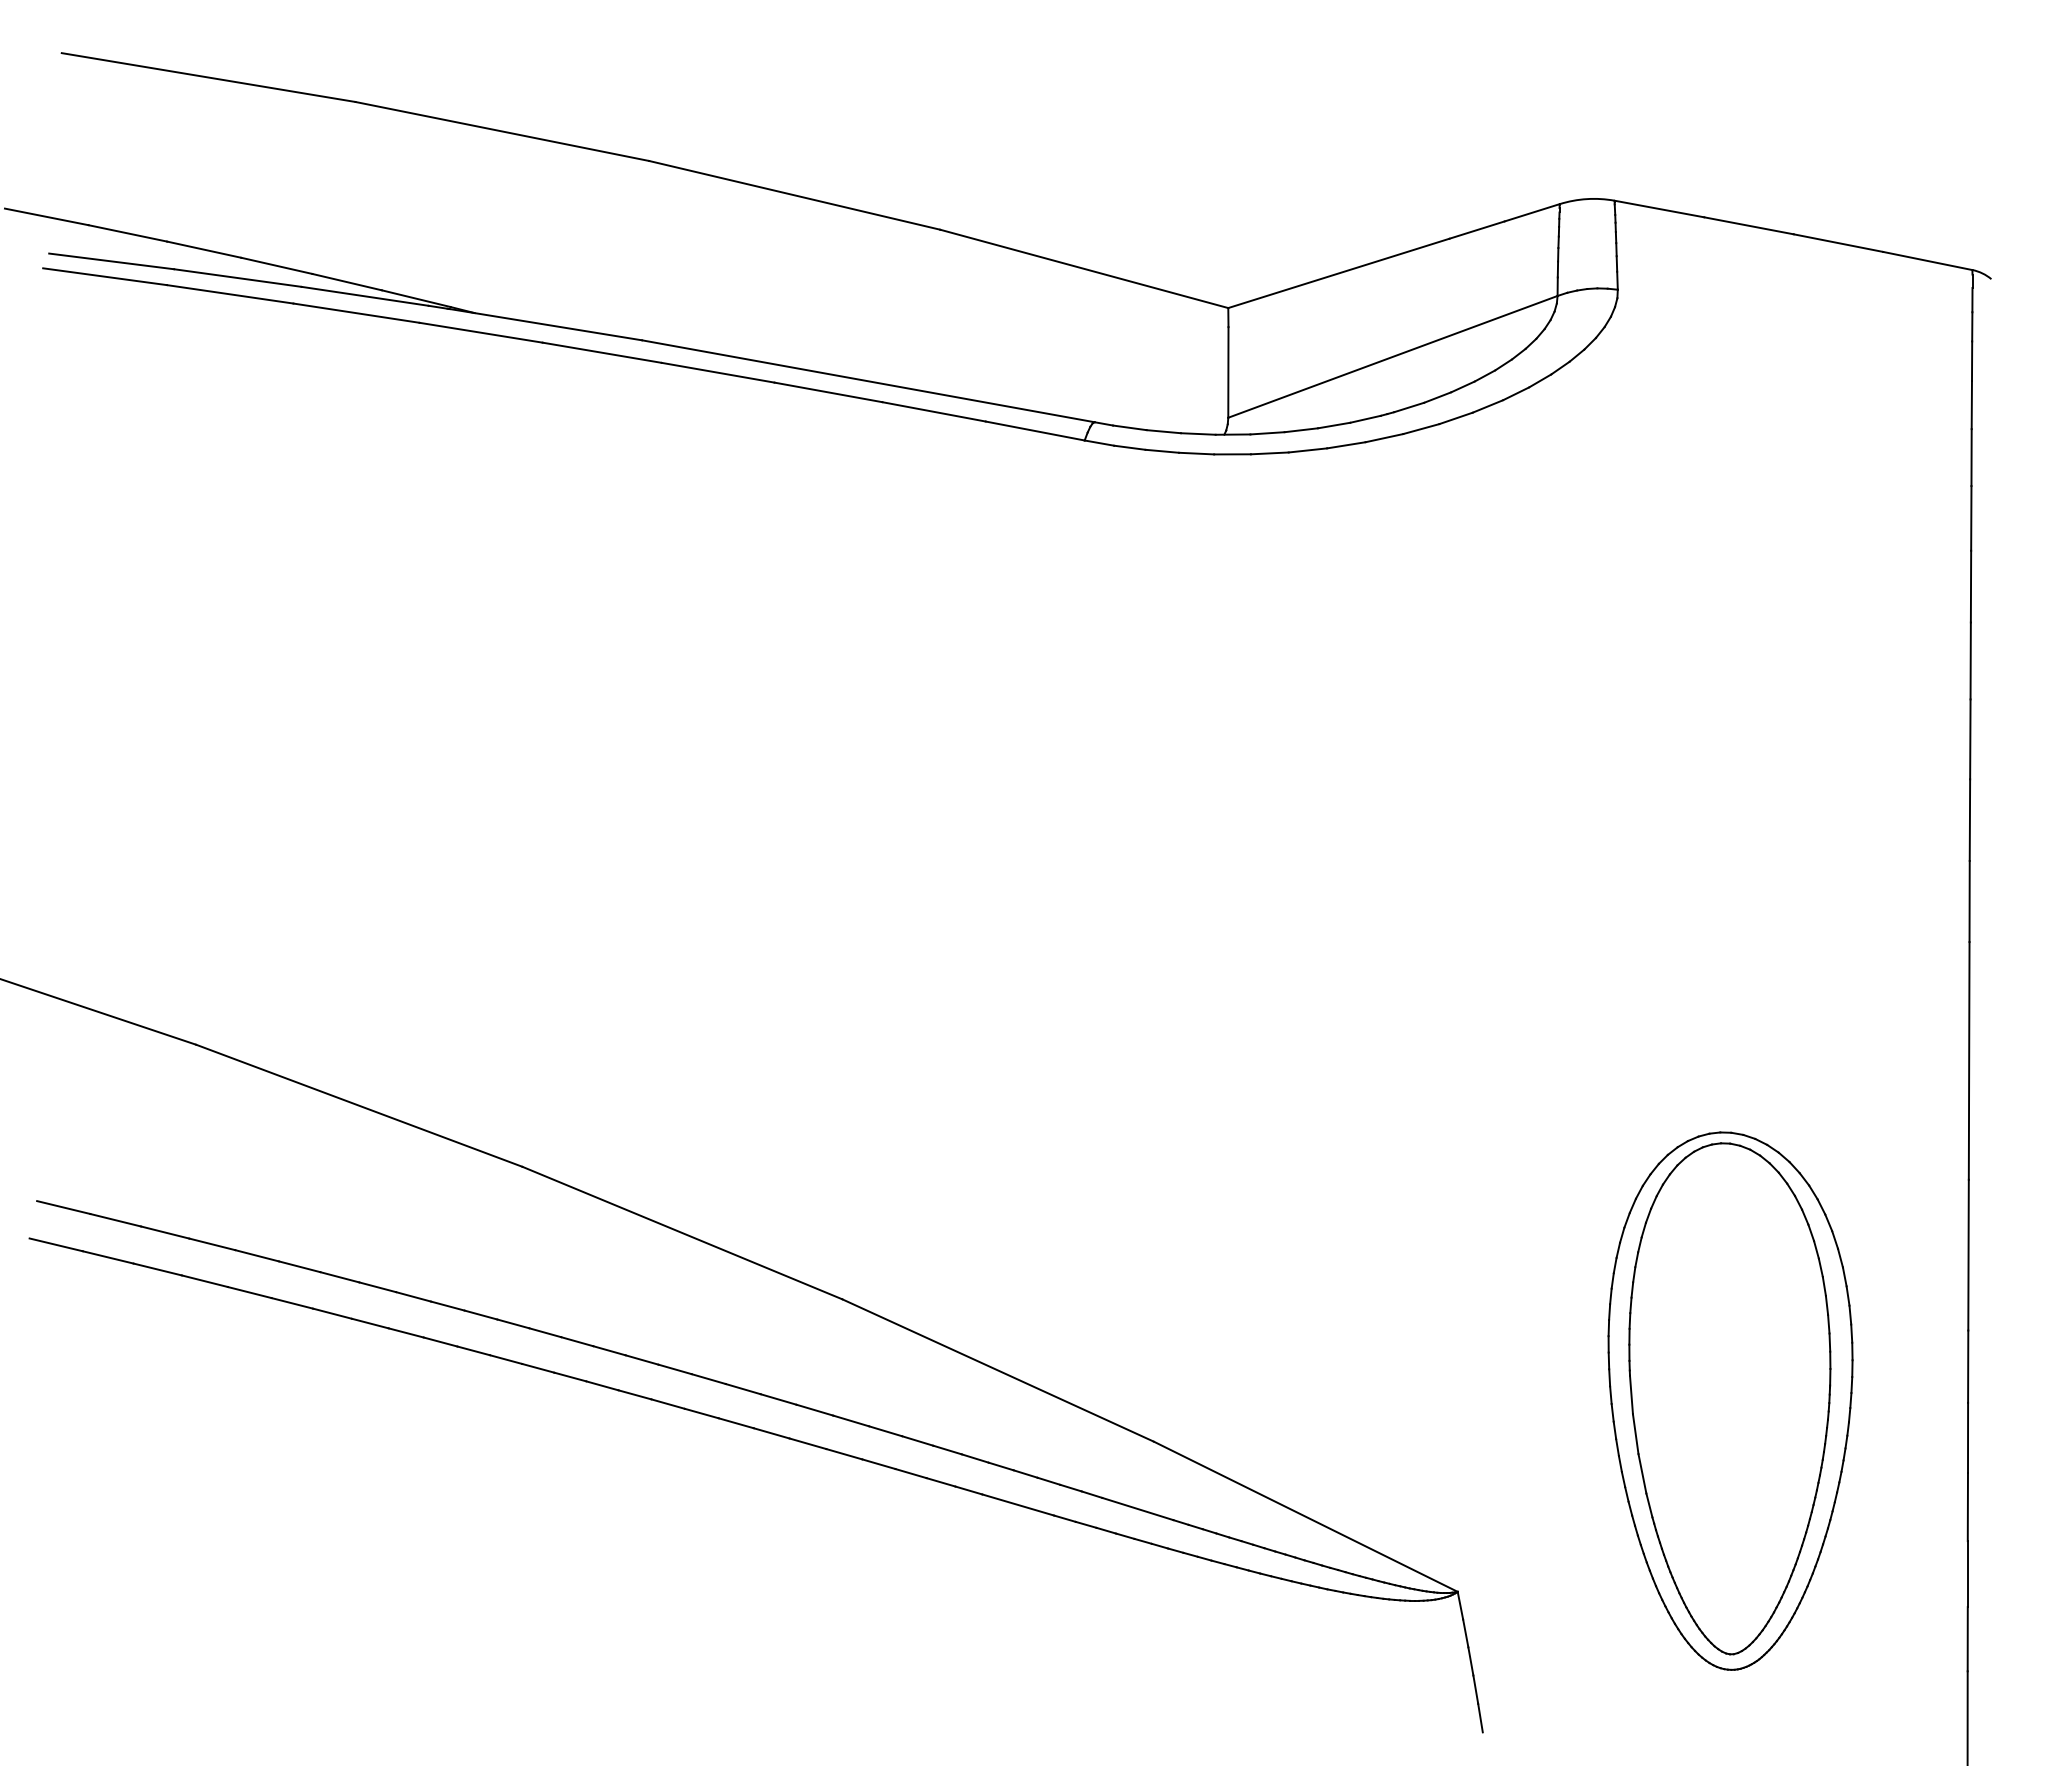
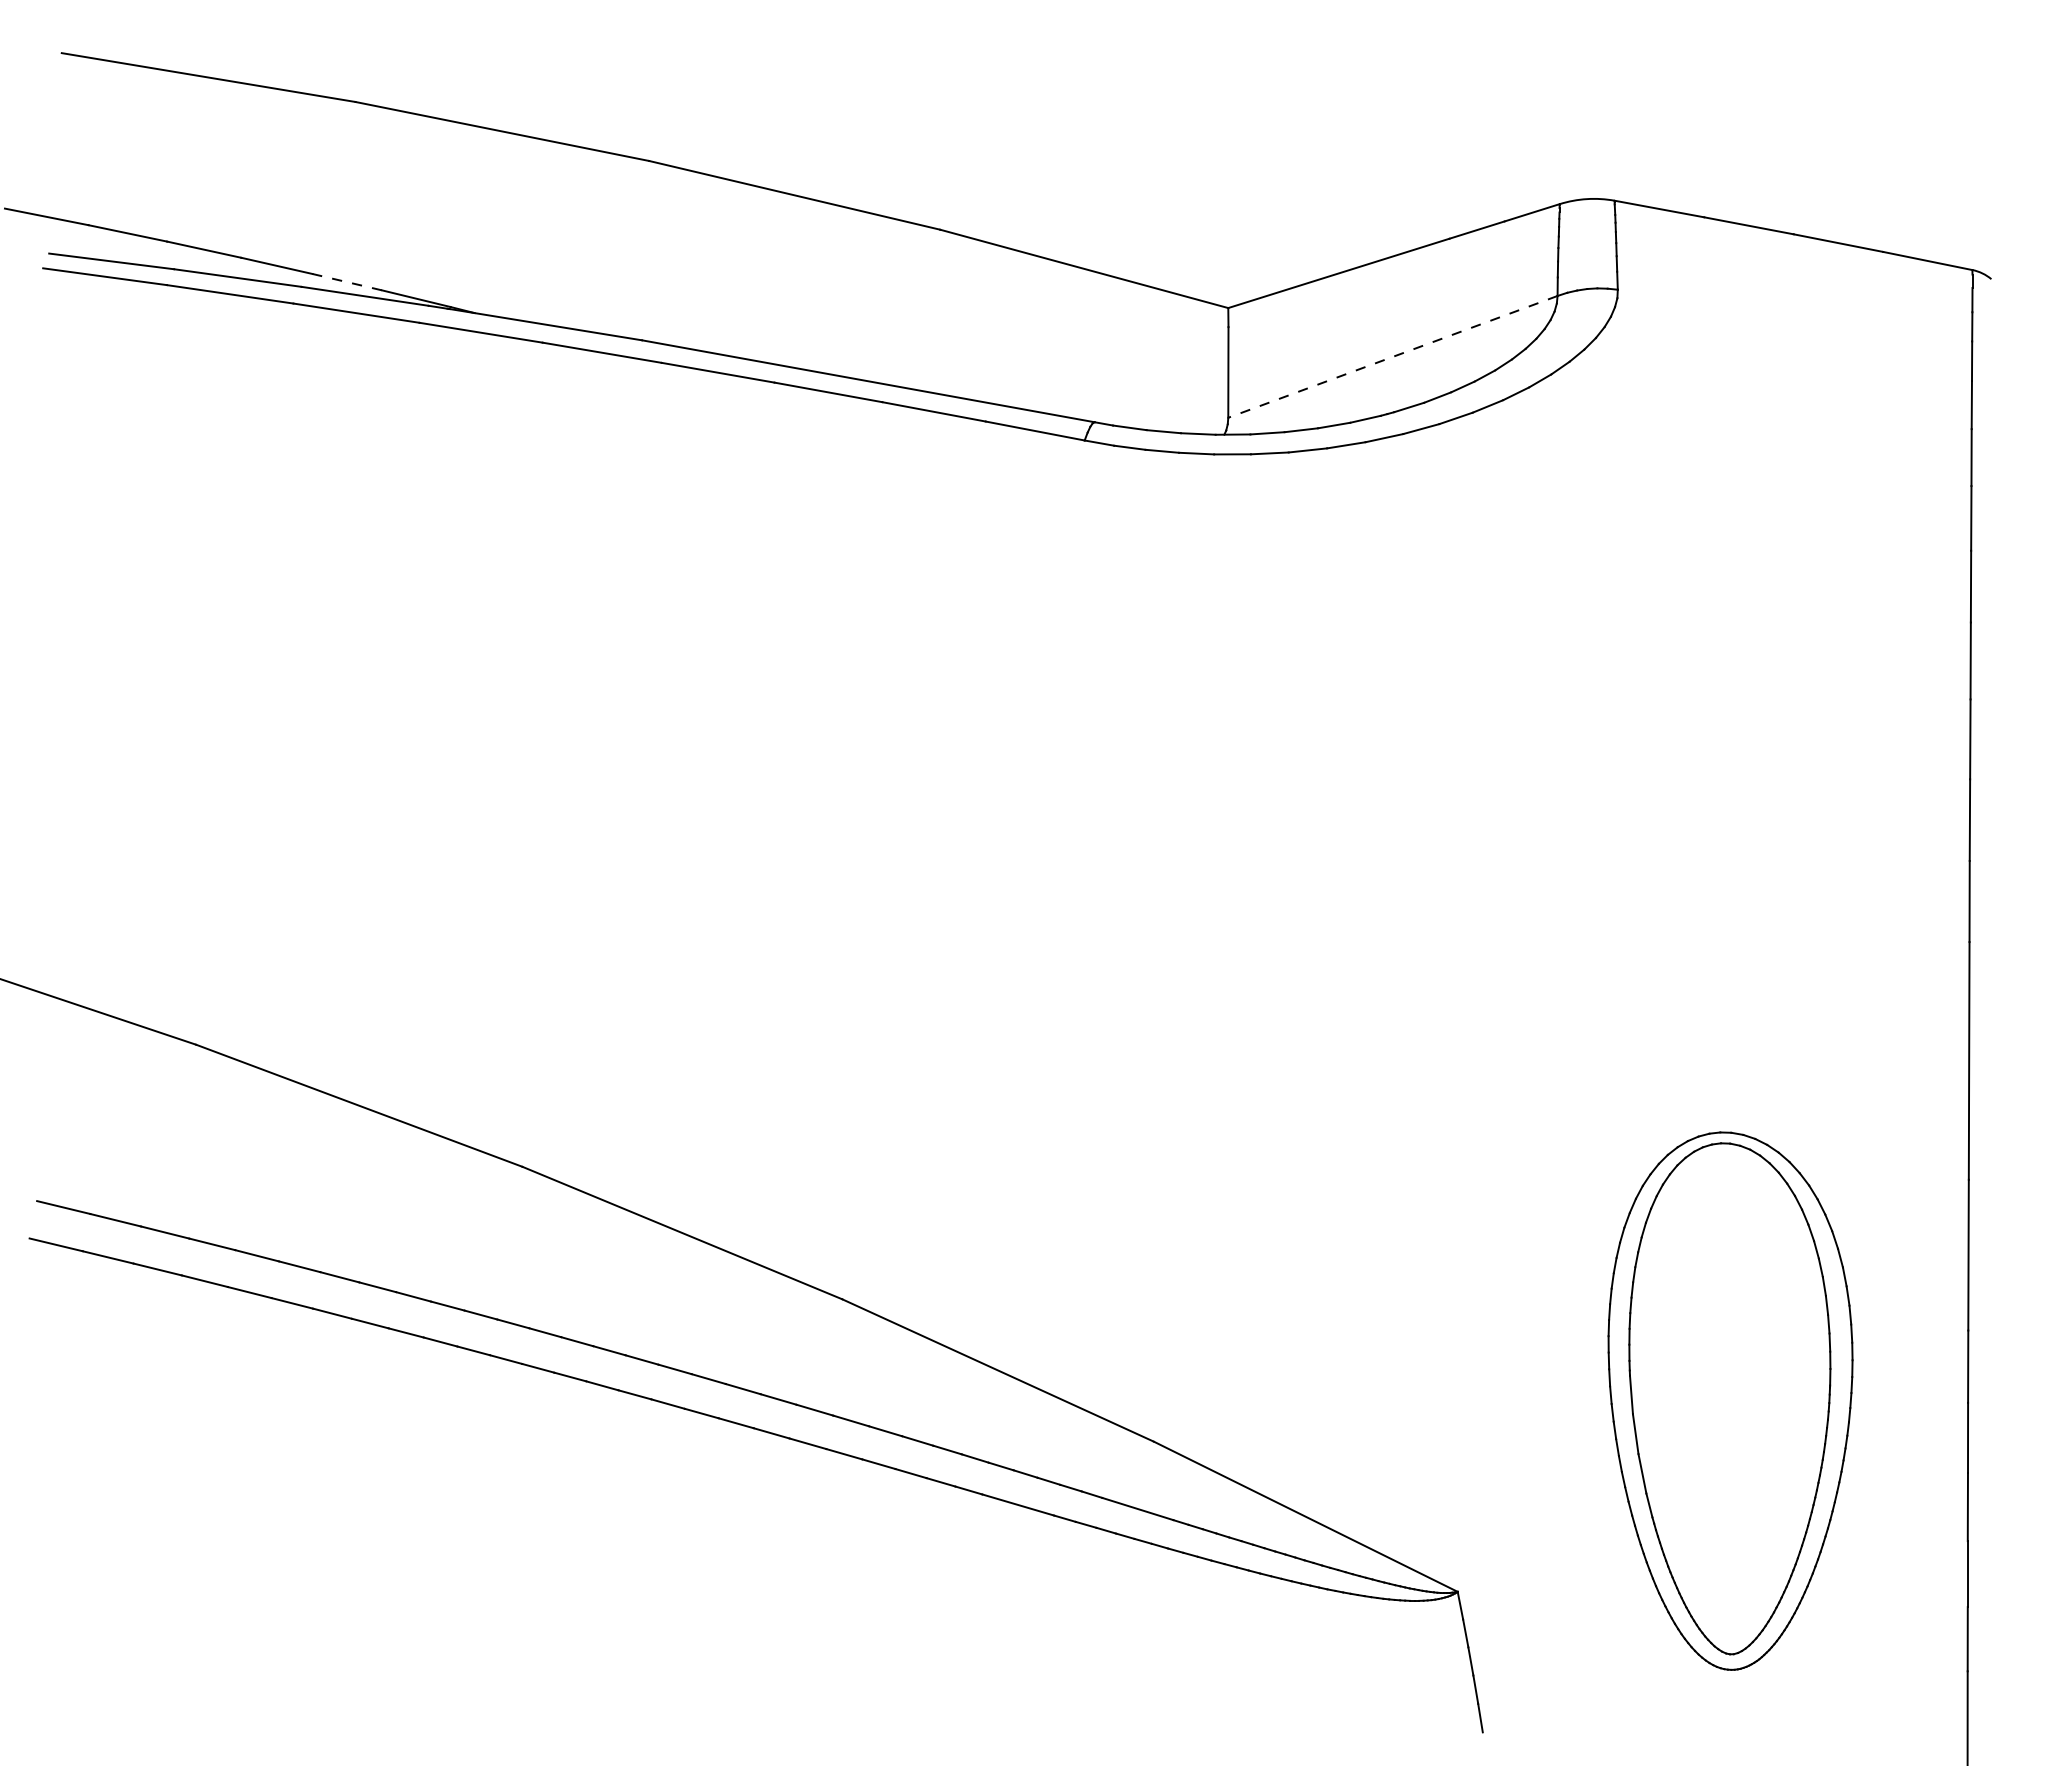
line: solid -> dashed (347, 282)
line: solid -> dashed (1392, 356)
